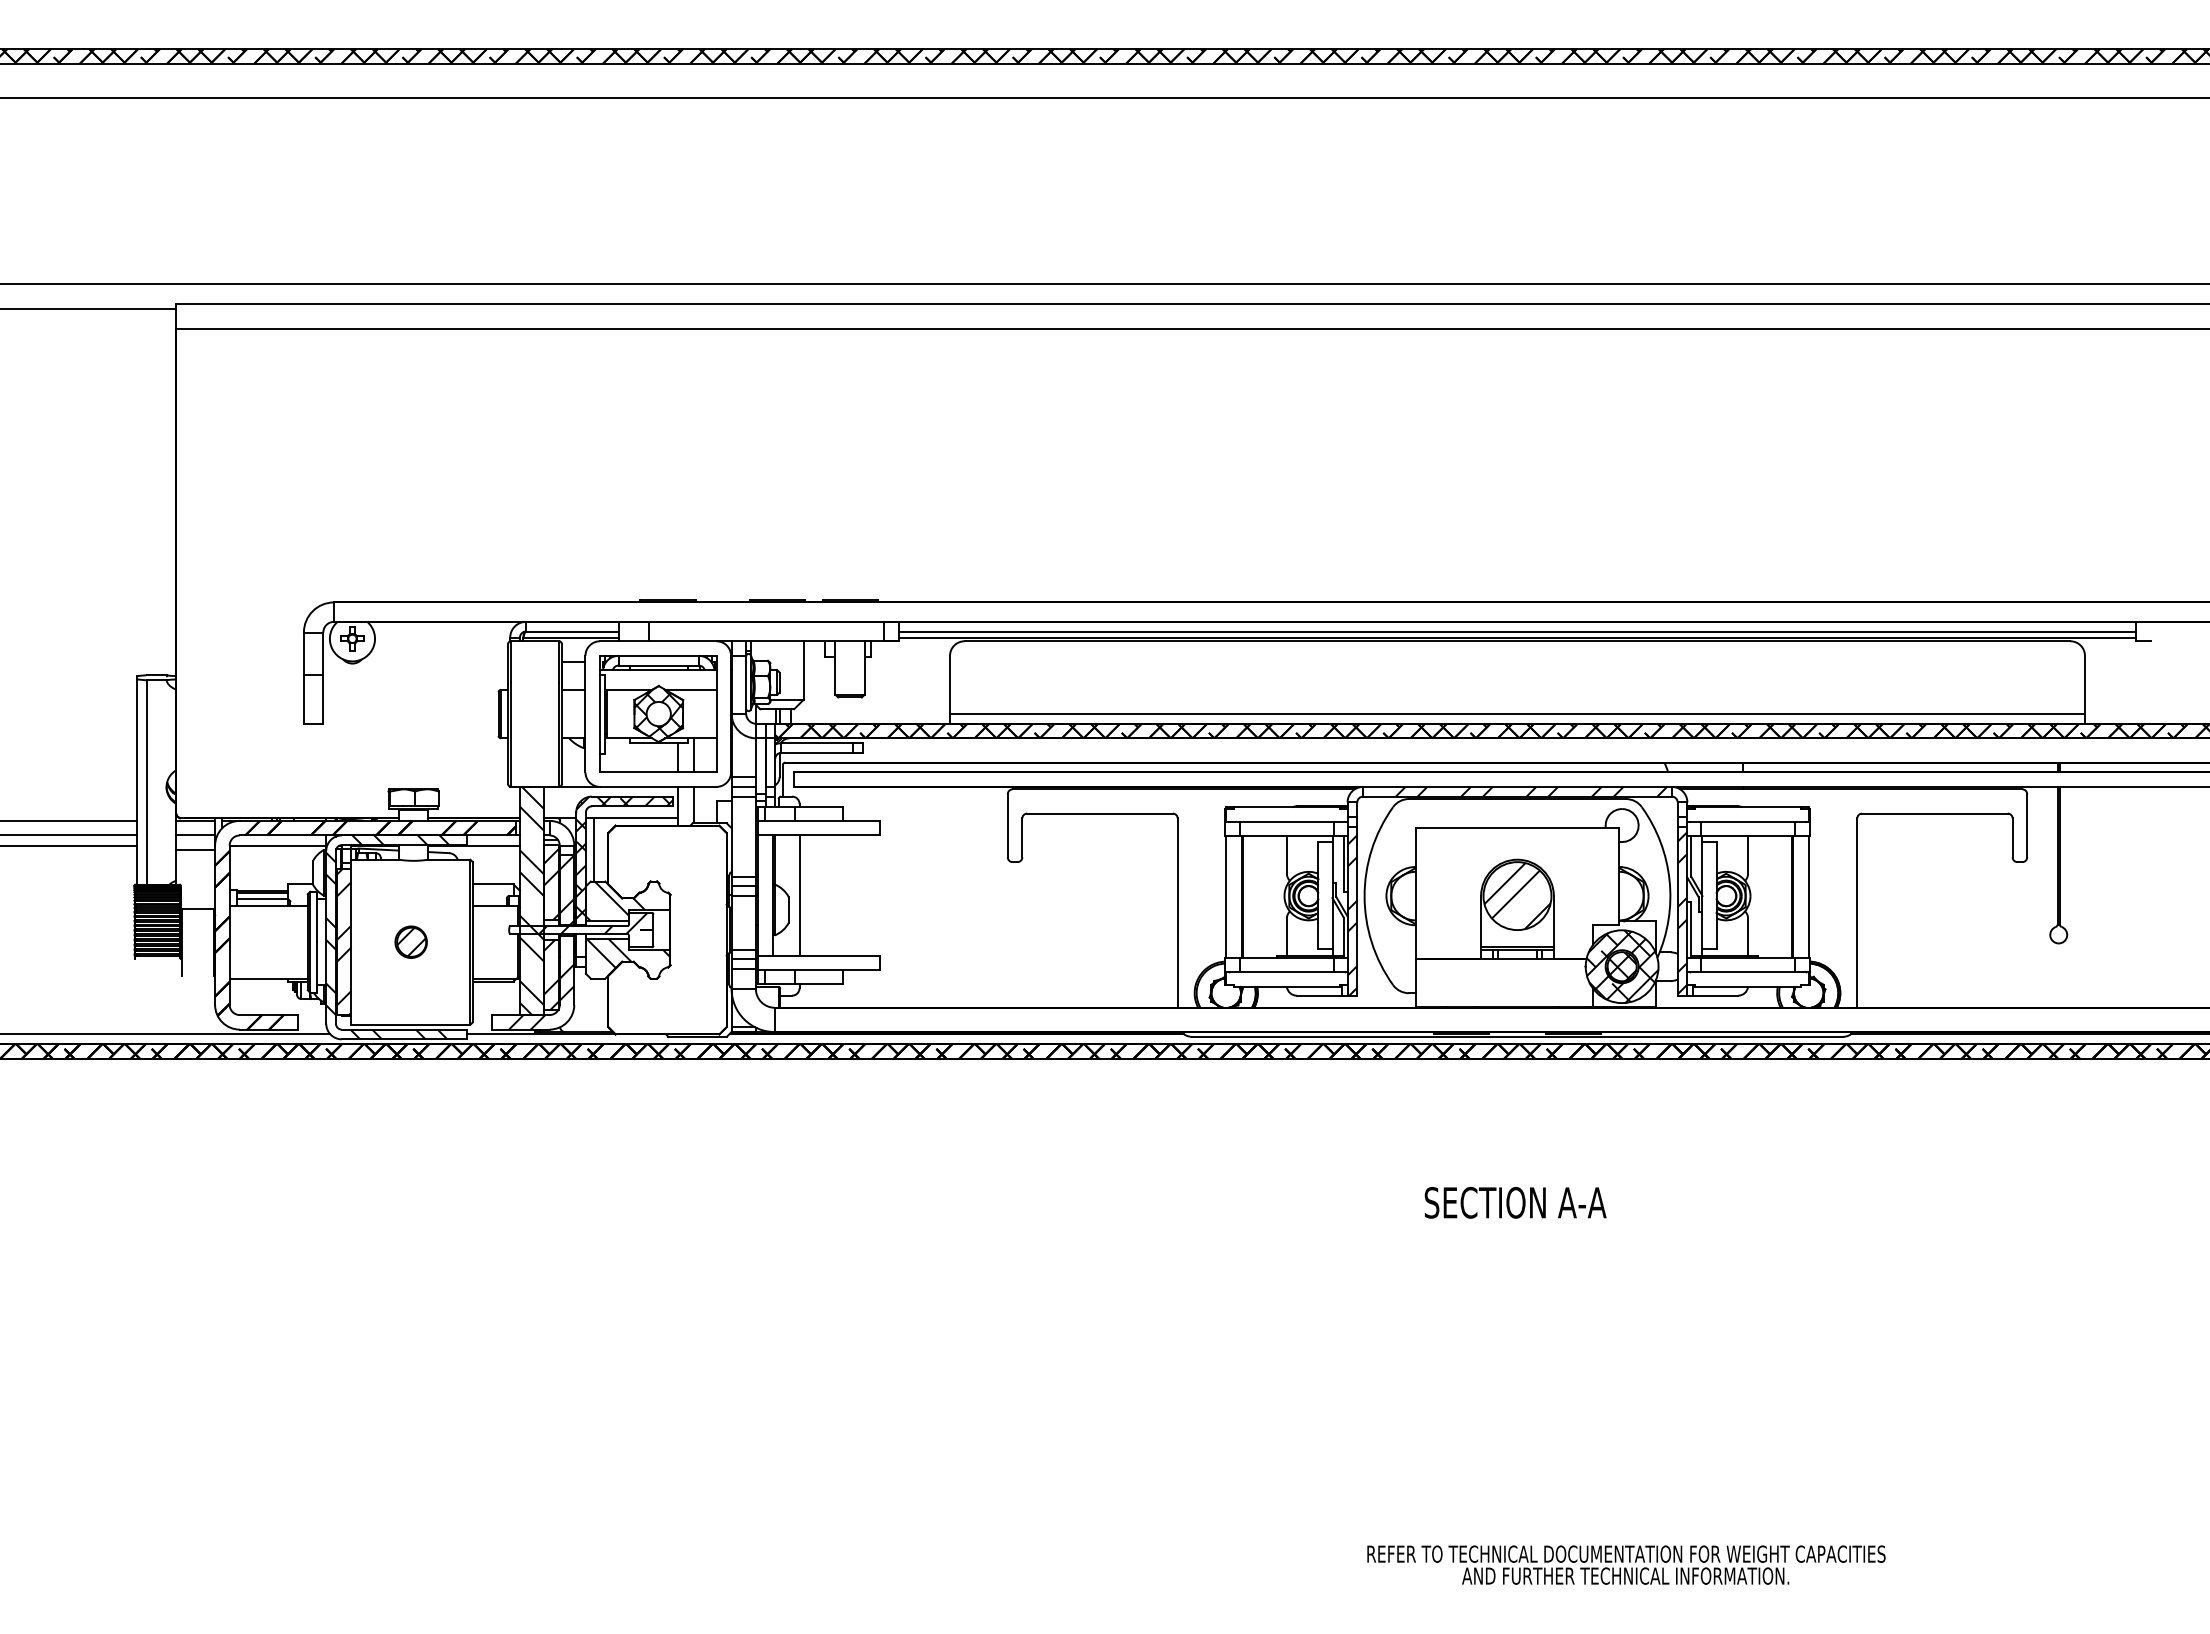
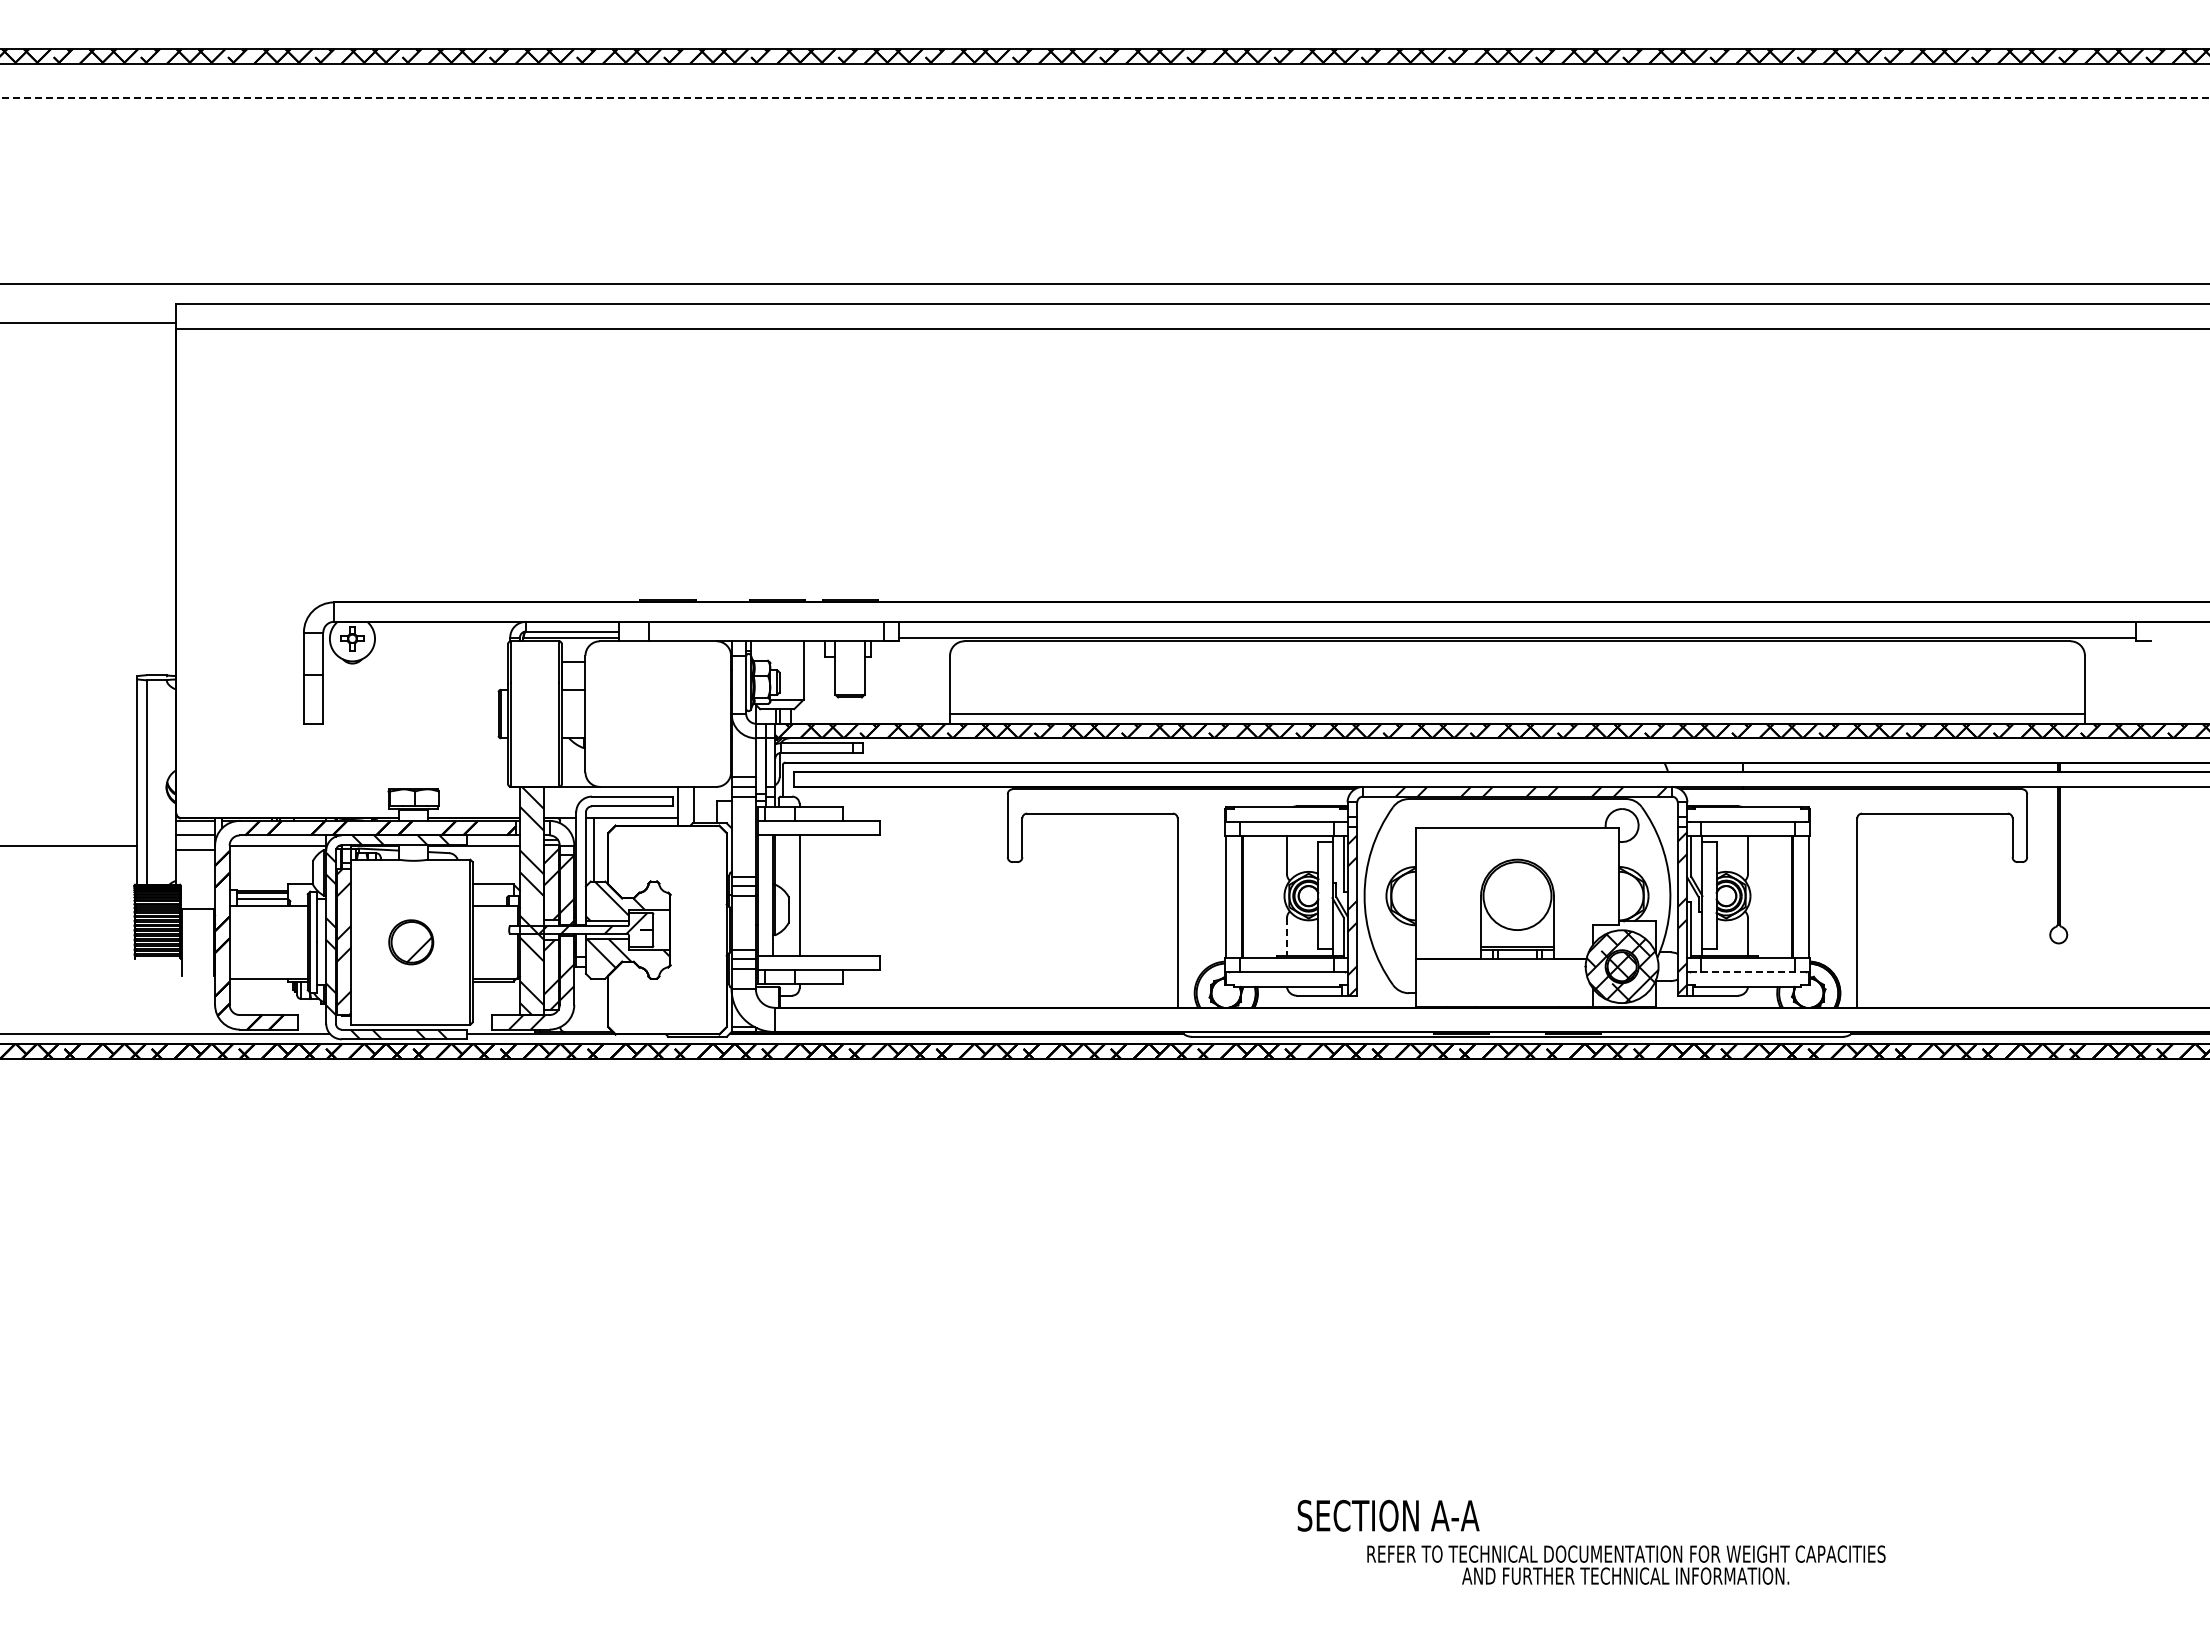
line: solid -> dashed (1104, 97)
line position: (89, 309) -> (89, 323) (89, 323)
line: present -> none (1517, 631)
part: present -> none (658, 713)
line: present -> none (69, 820)
line: present -> none (69, 835)
hatch: present -> none (624, 857)
hatch: present -> none (1517, 896)
line: solid -> dashed (1286, 937)
part size: 34x34 px -> 47x47 px (411, 942)
line: solid -> dashed (1748, 972)
text position: (1515, 1202) -> (1388, 1515) (1388, 1515)
